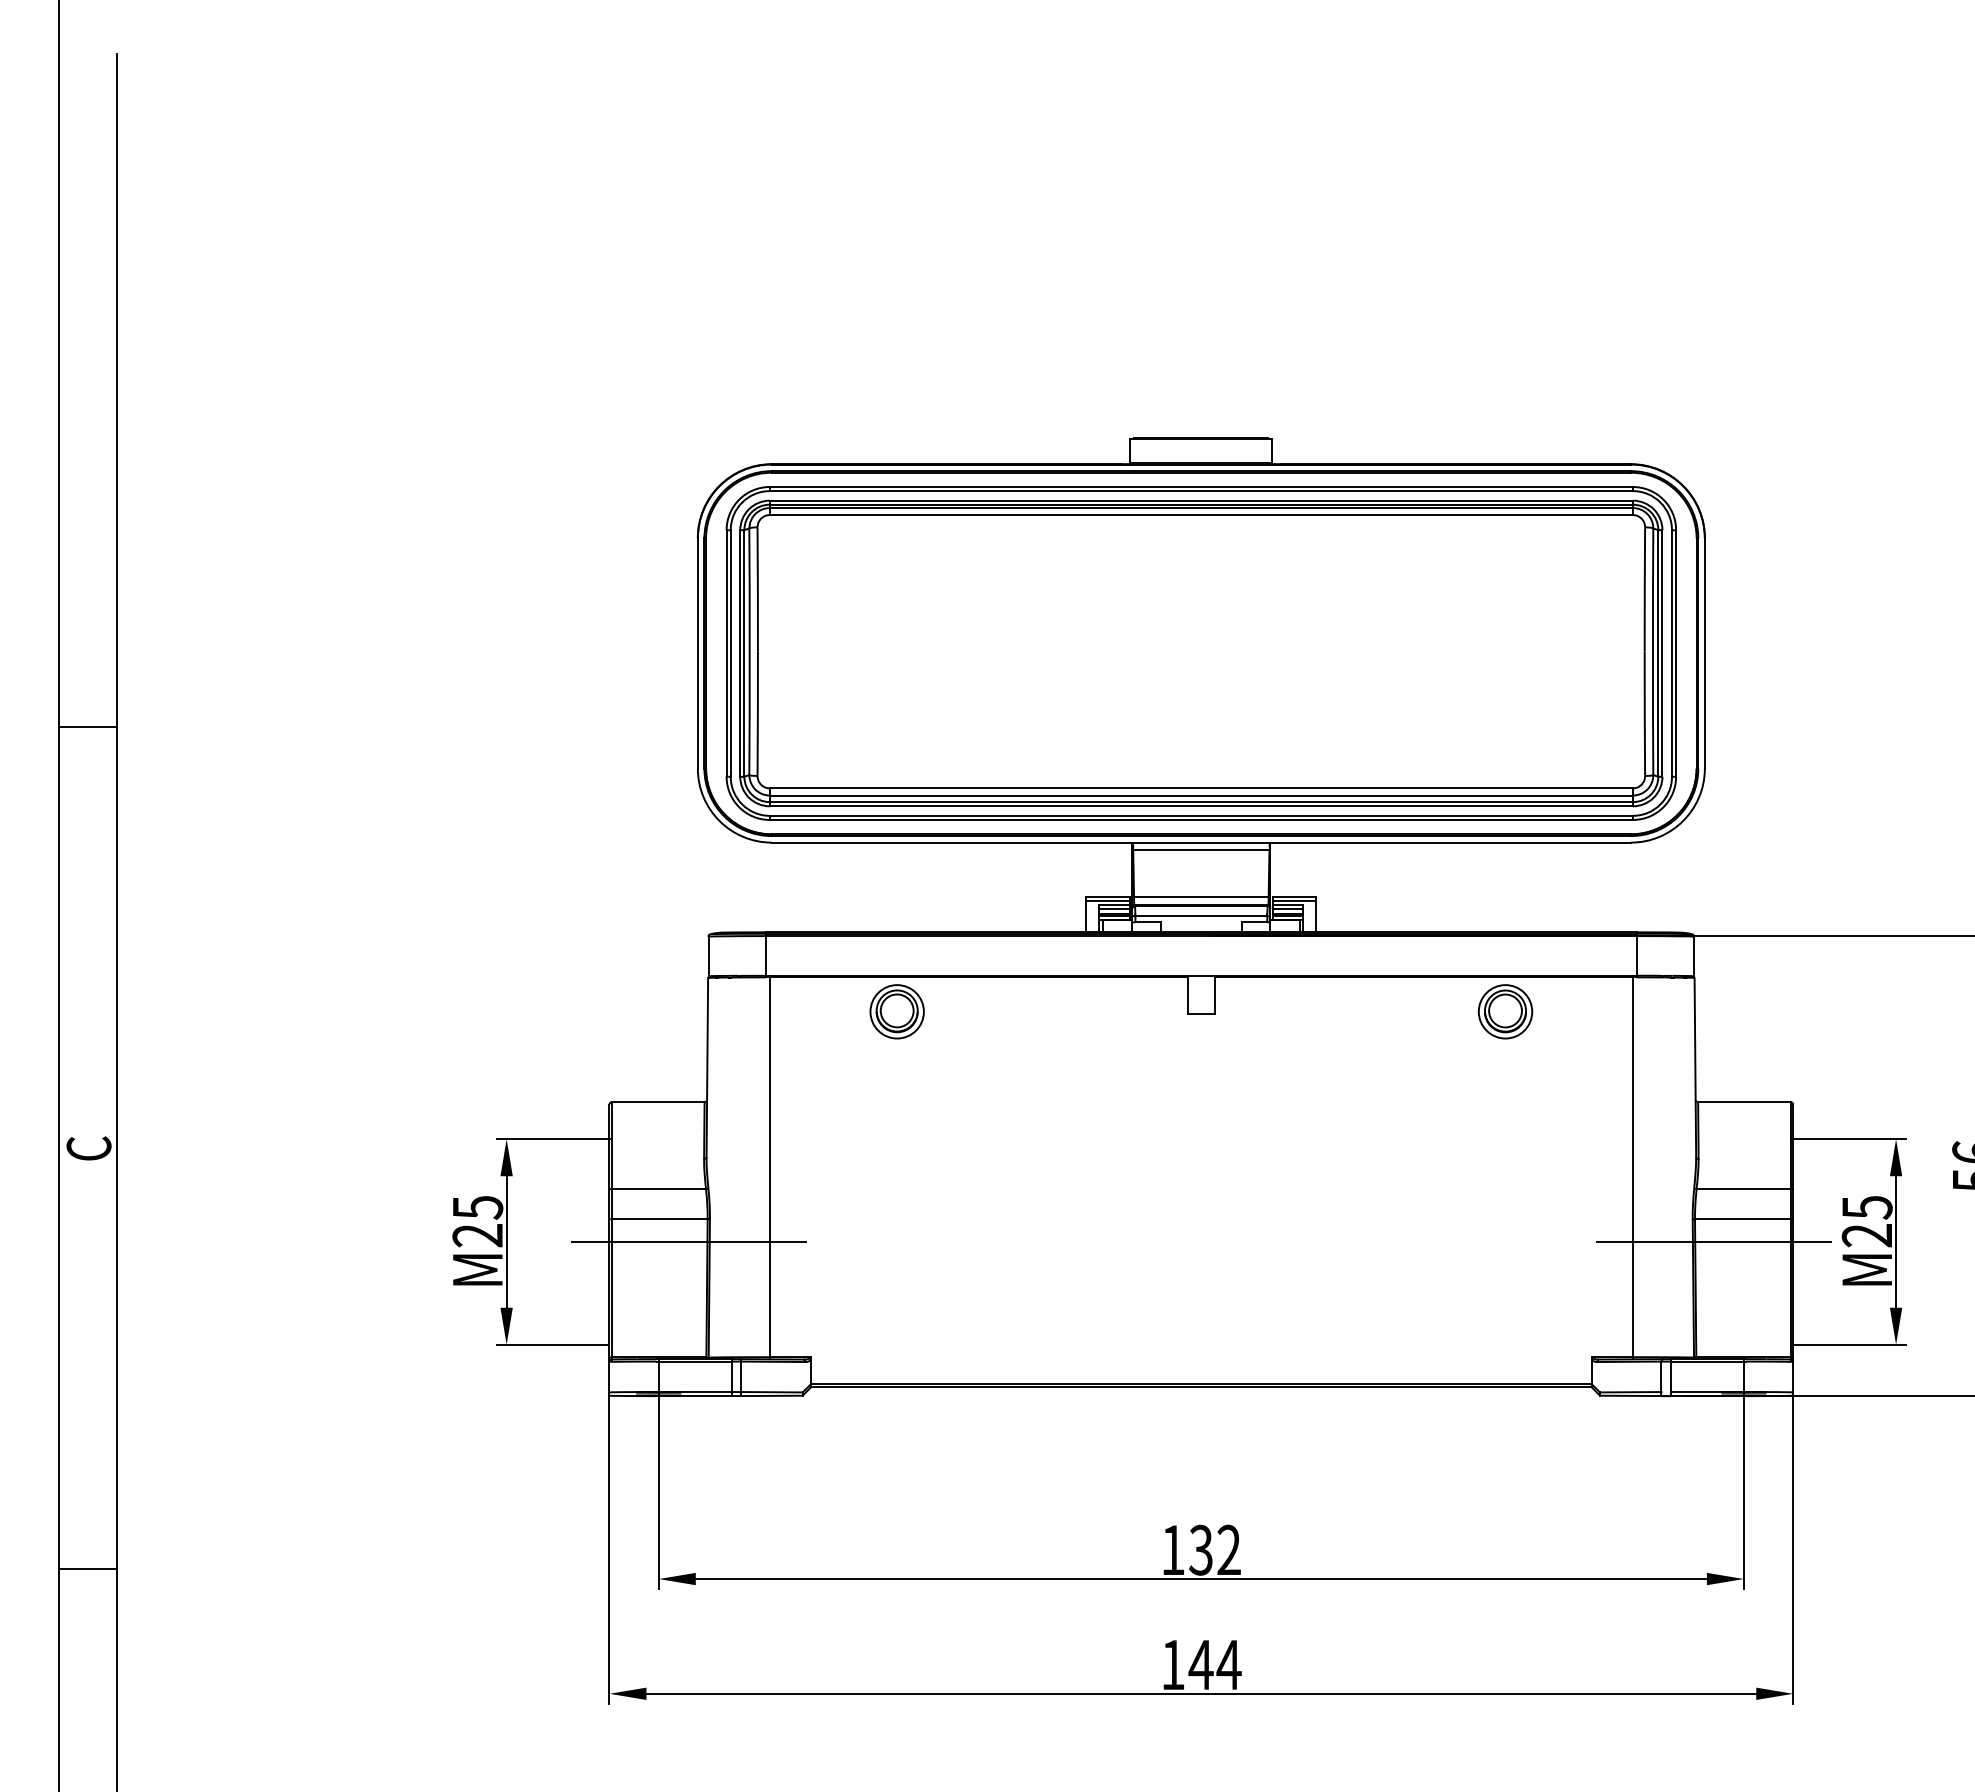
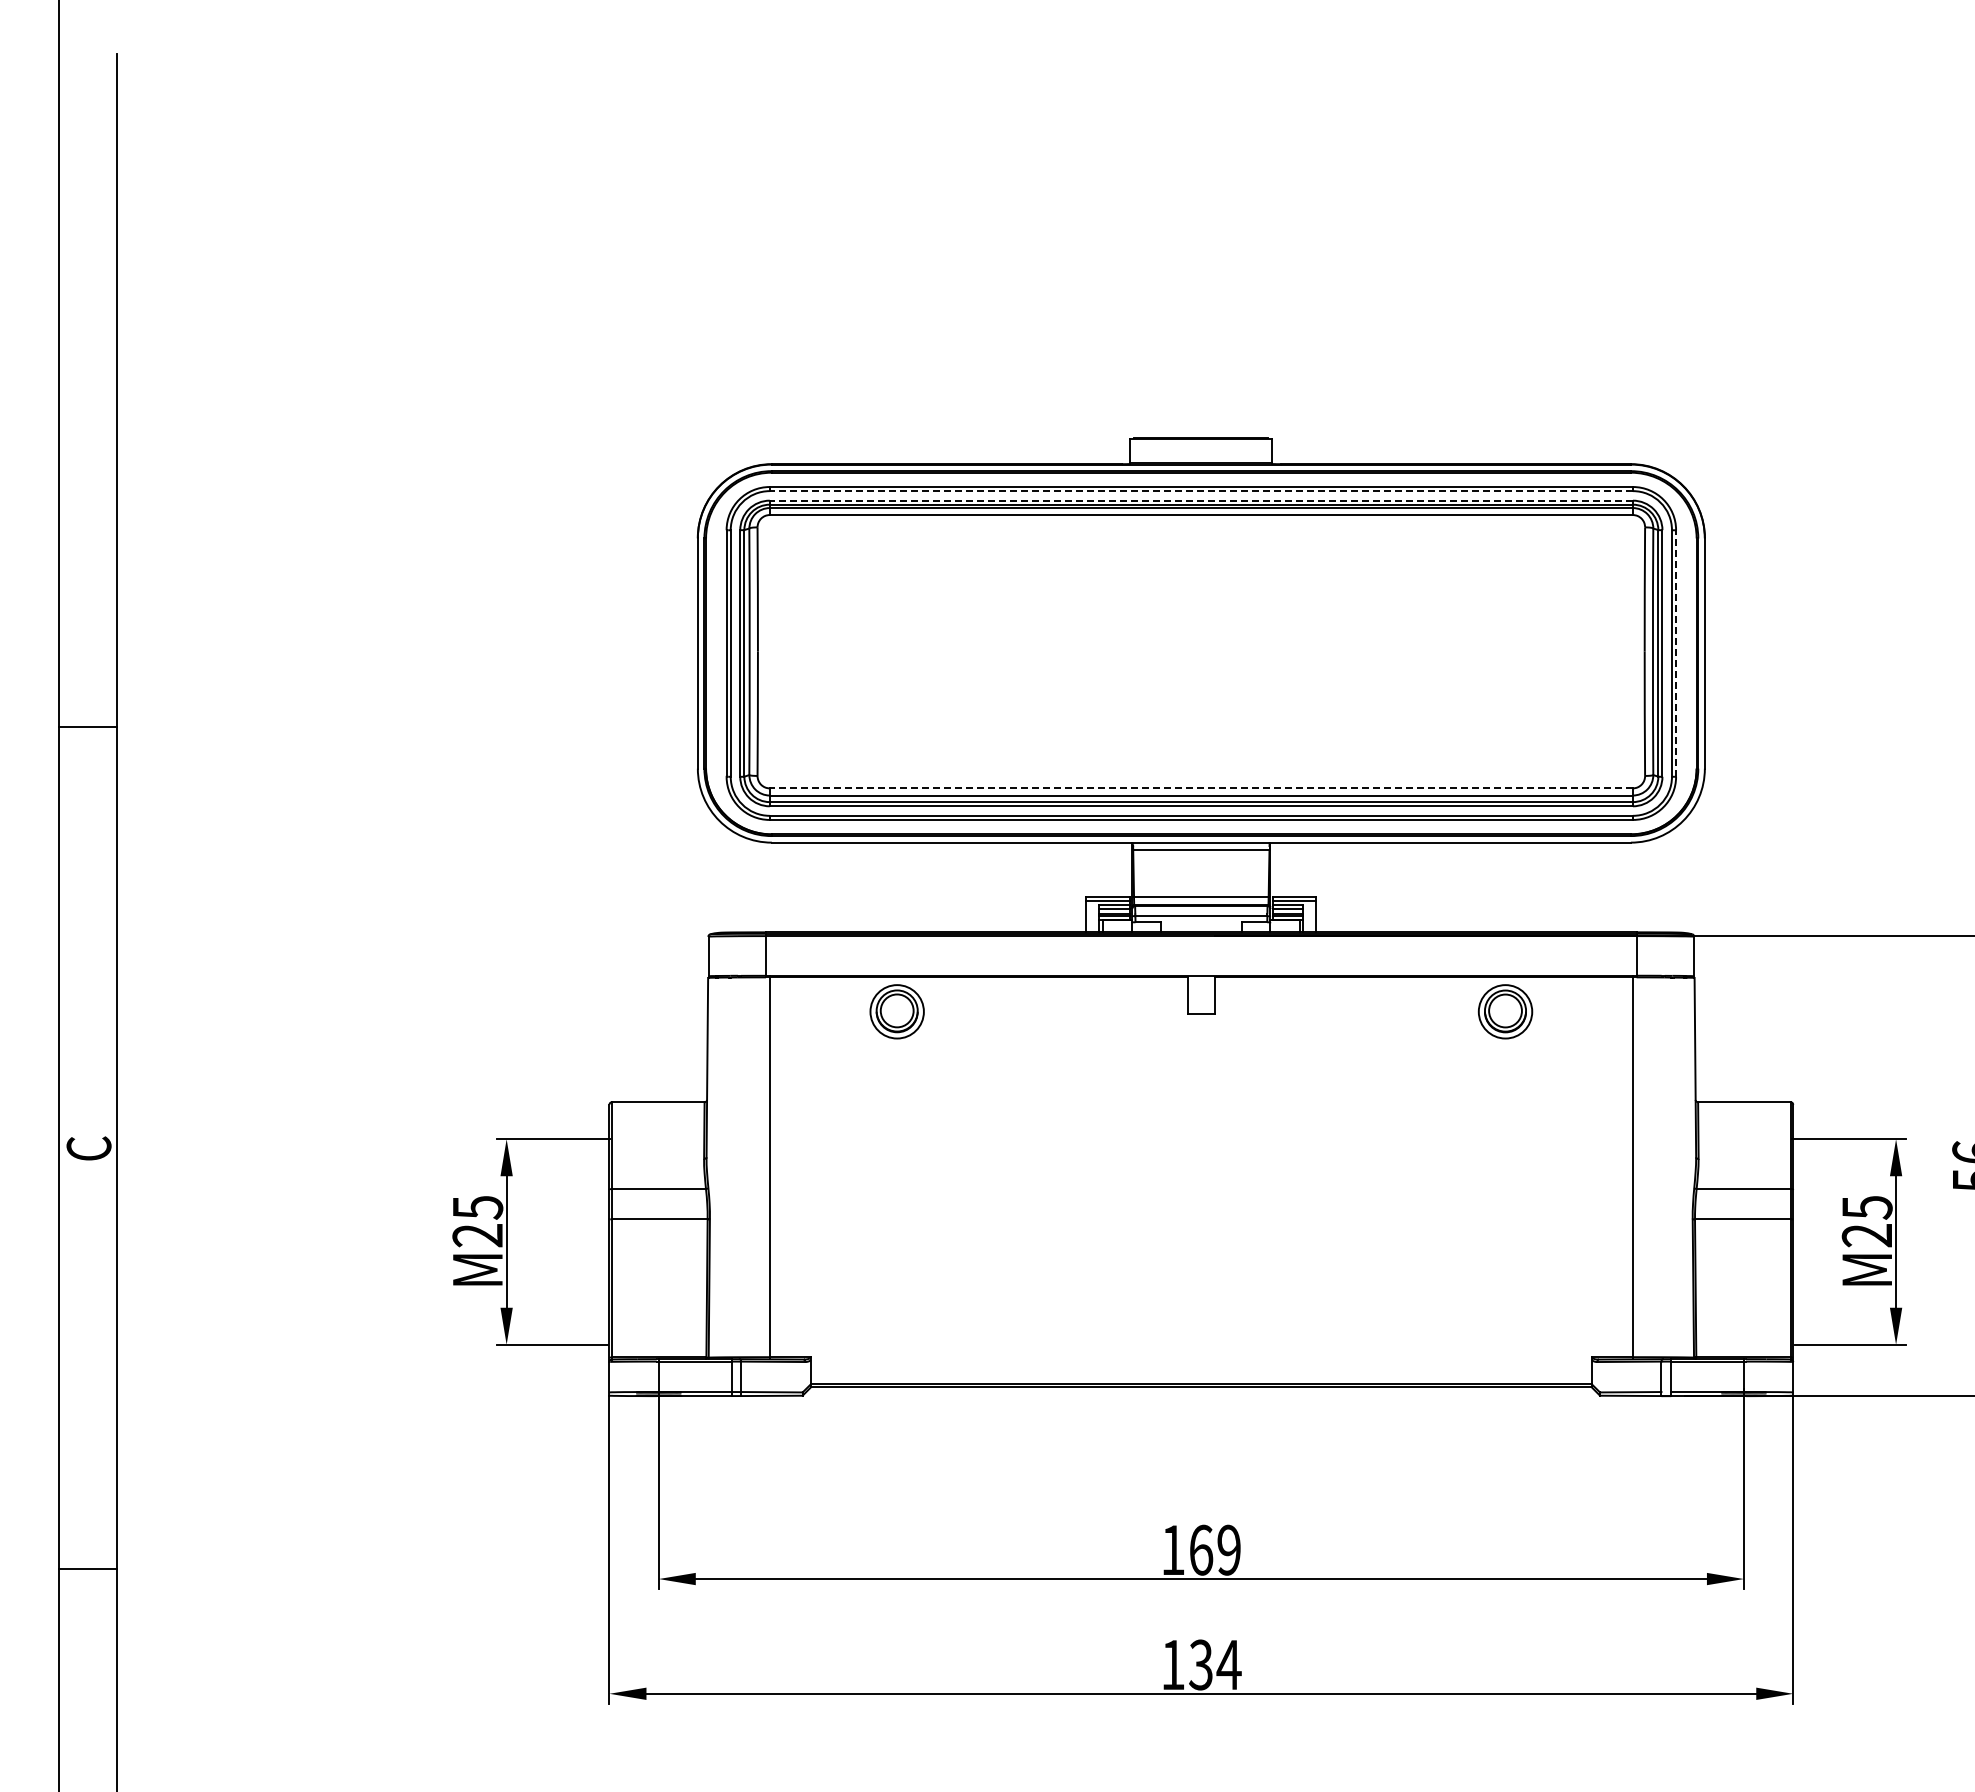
line: solid -> dashed (1201, 491)
line: solid -> dashed (1201, 500)
line: solid -> dashed (1676, 652)
line: solid -> dashed (1201, 788)
line: present -> none (688, 1242)
line: present -> none (1713, 1242)
text: 132 -> 169 (1214, 1549)
text: 144 -> 134 (1200, 1664)
